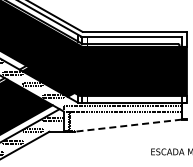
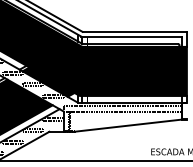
line: dashed -> solid (127, 125)
line: none -> present (95, 160)
